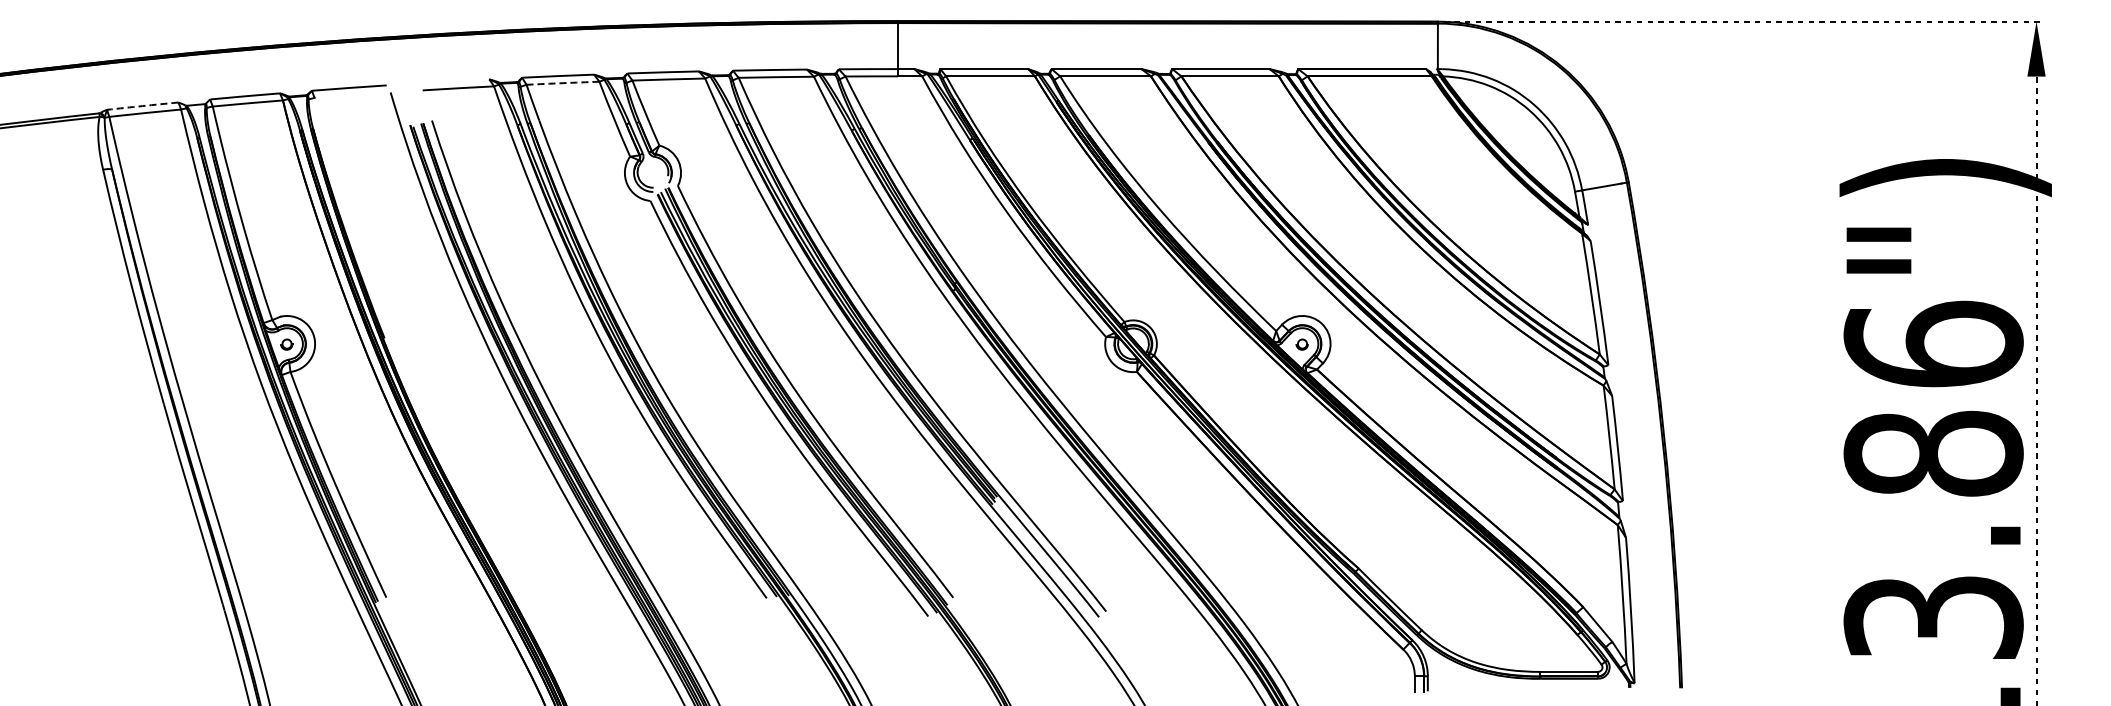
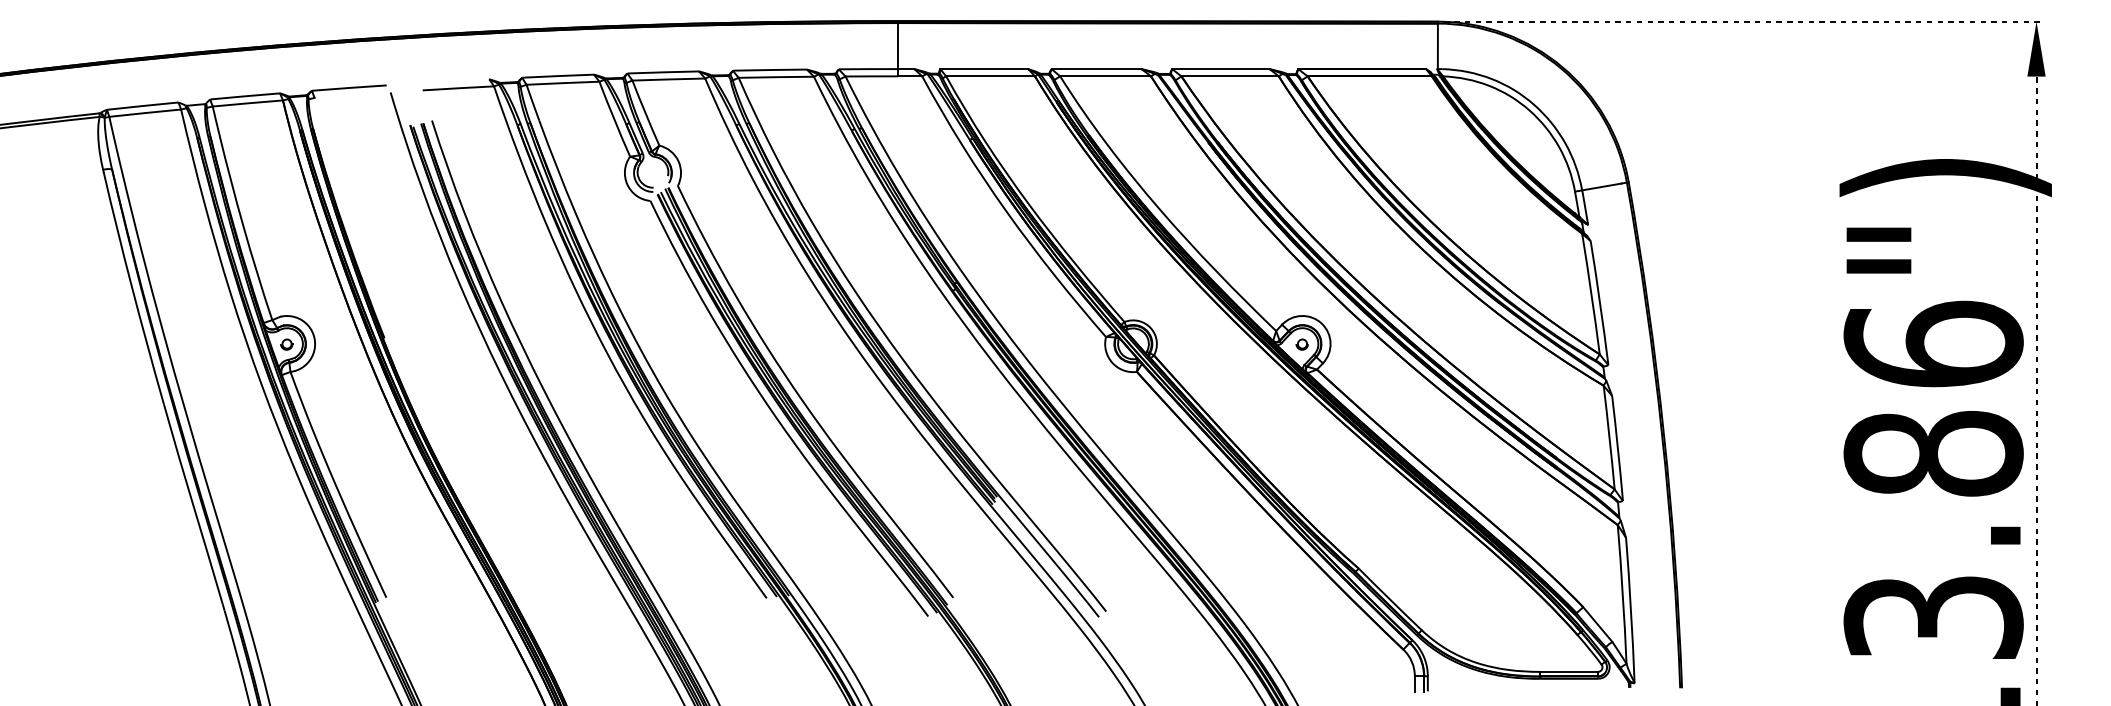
arc: dashed -> solid (562, 83)
arc: dashed -> solid (142, 106)
